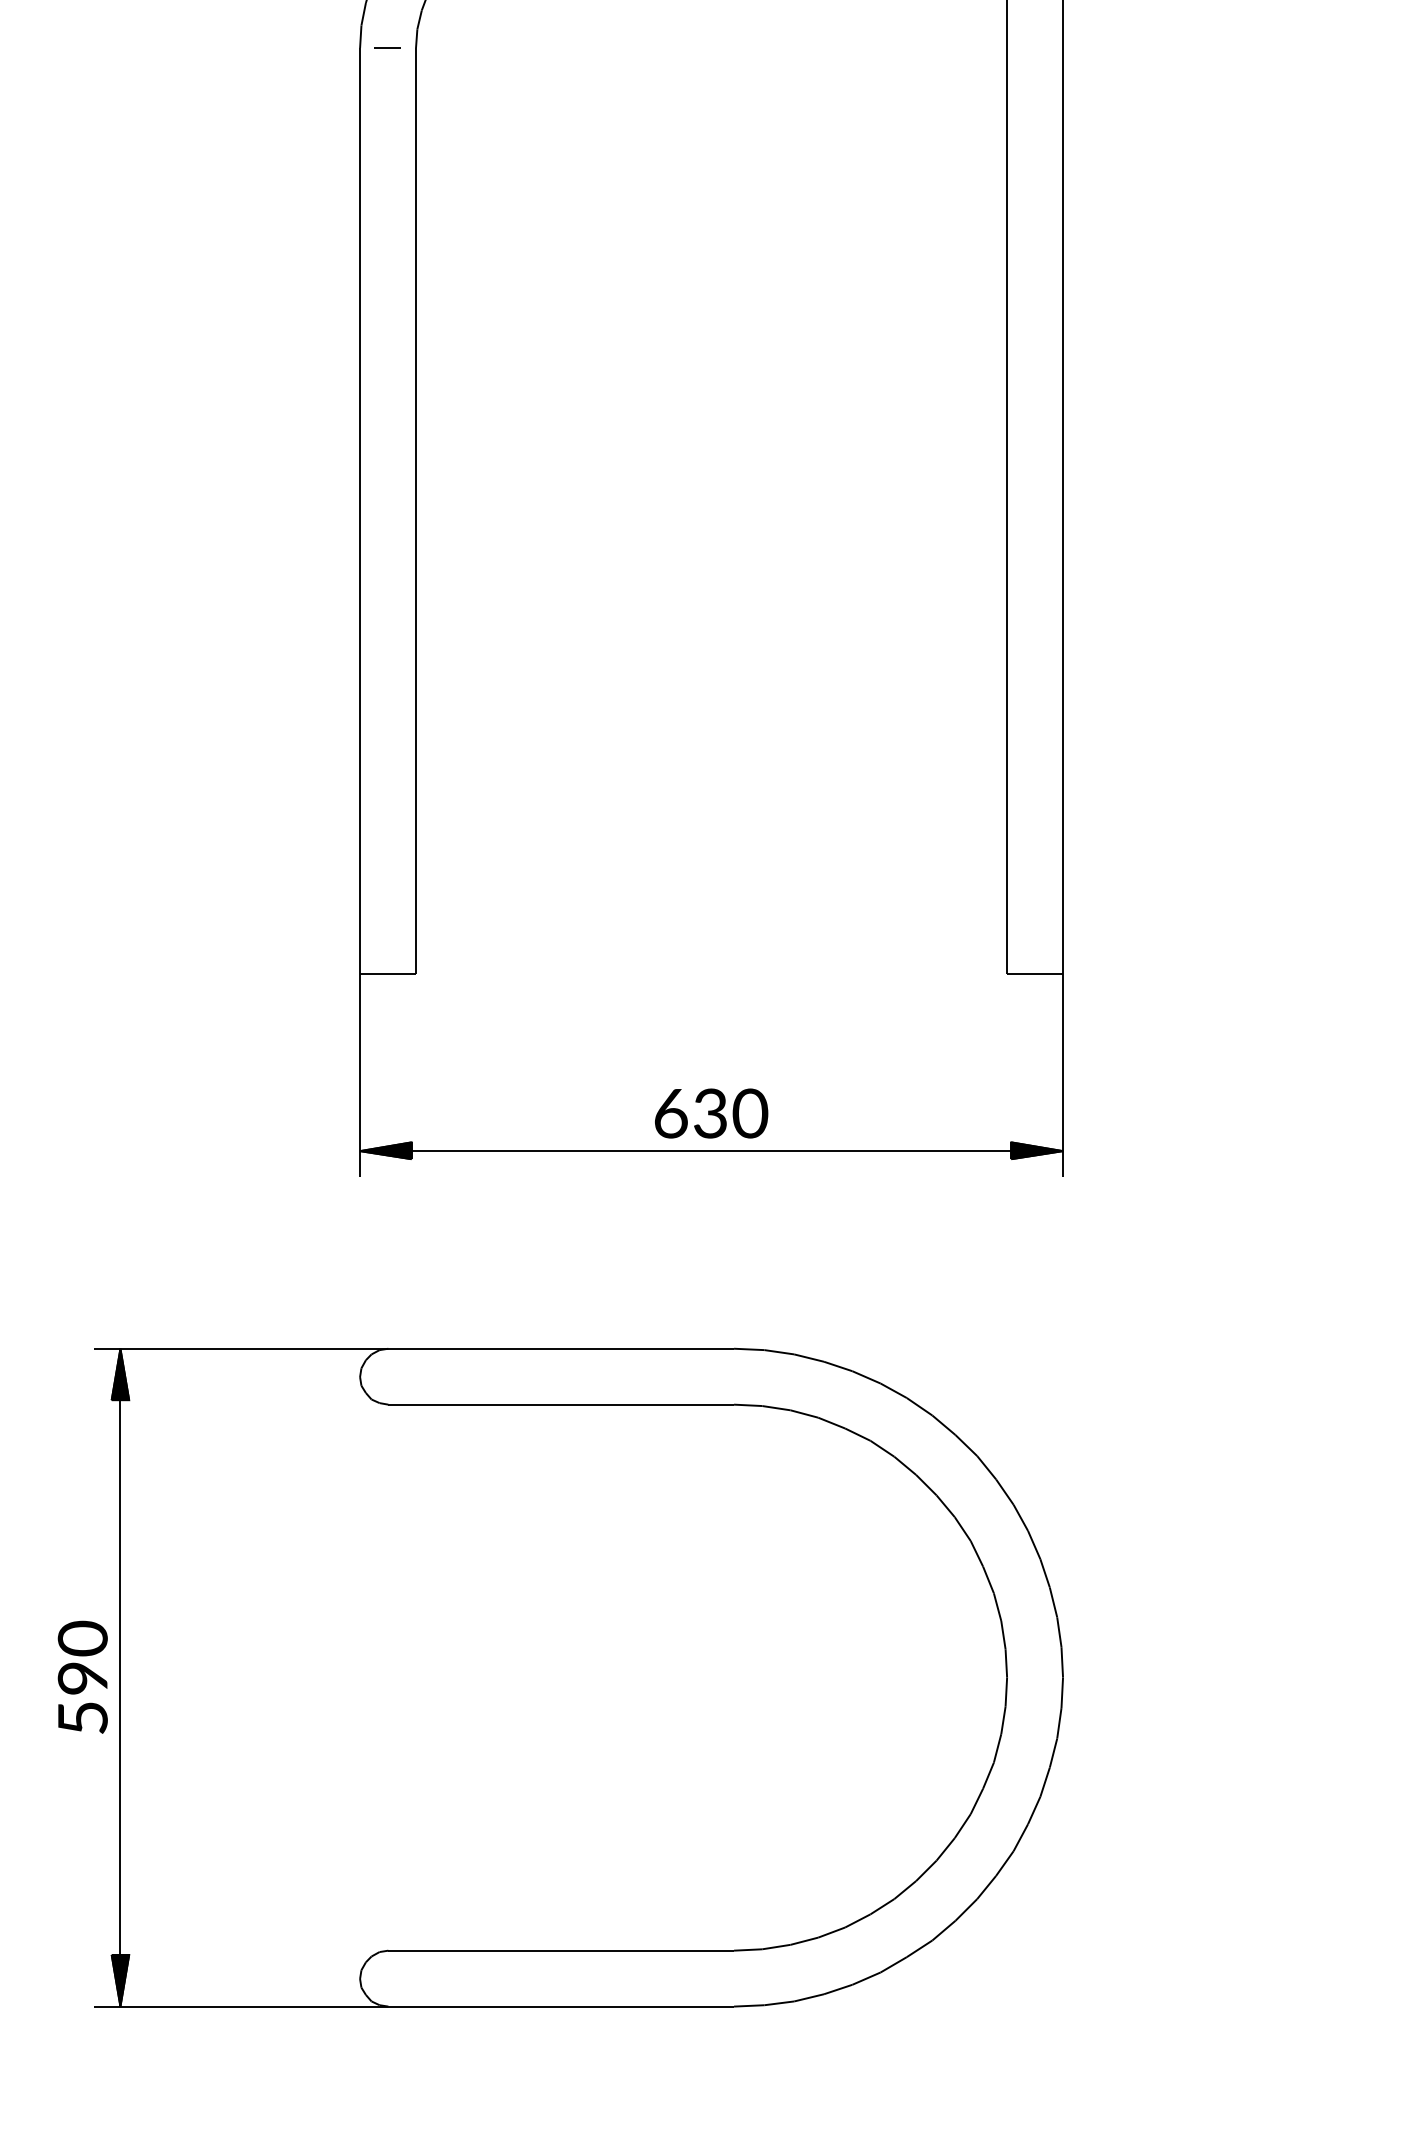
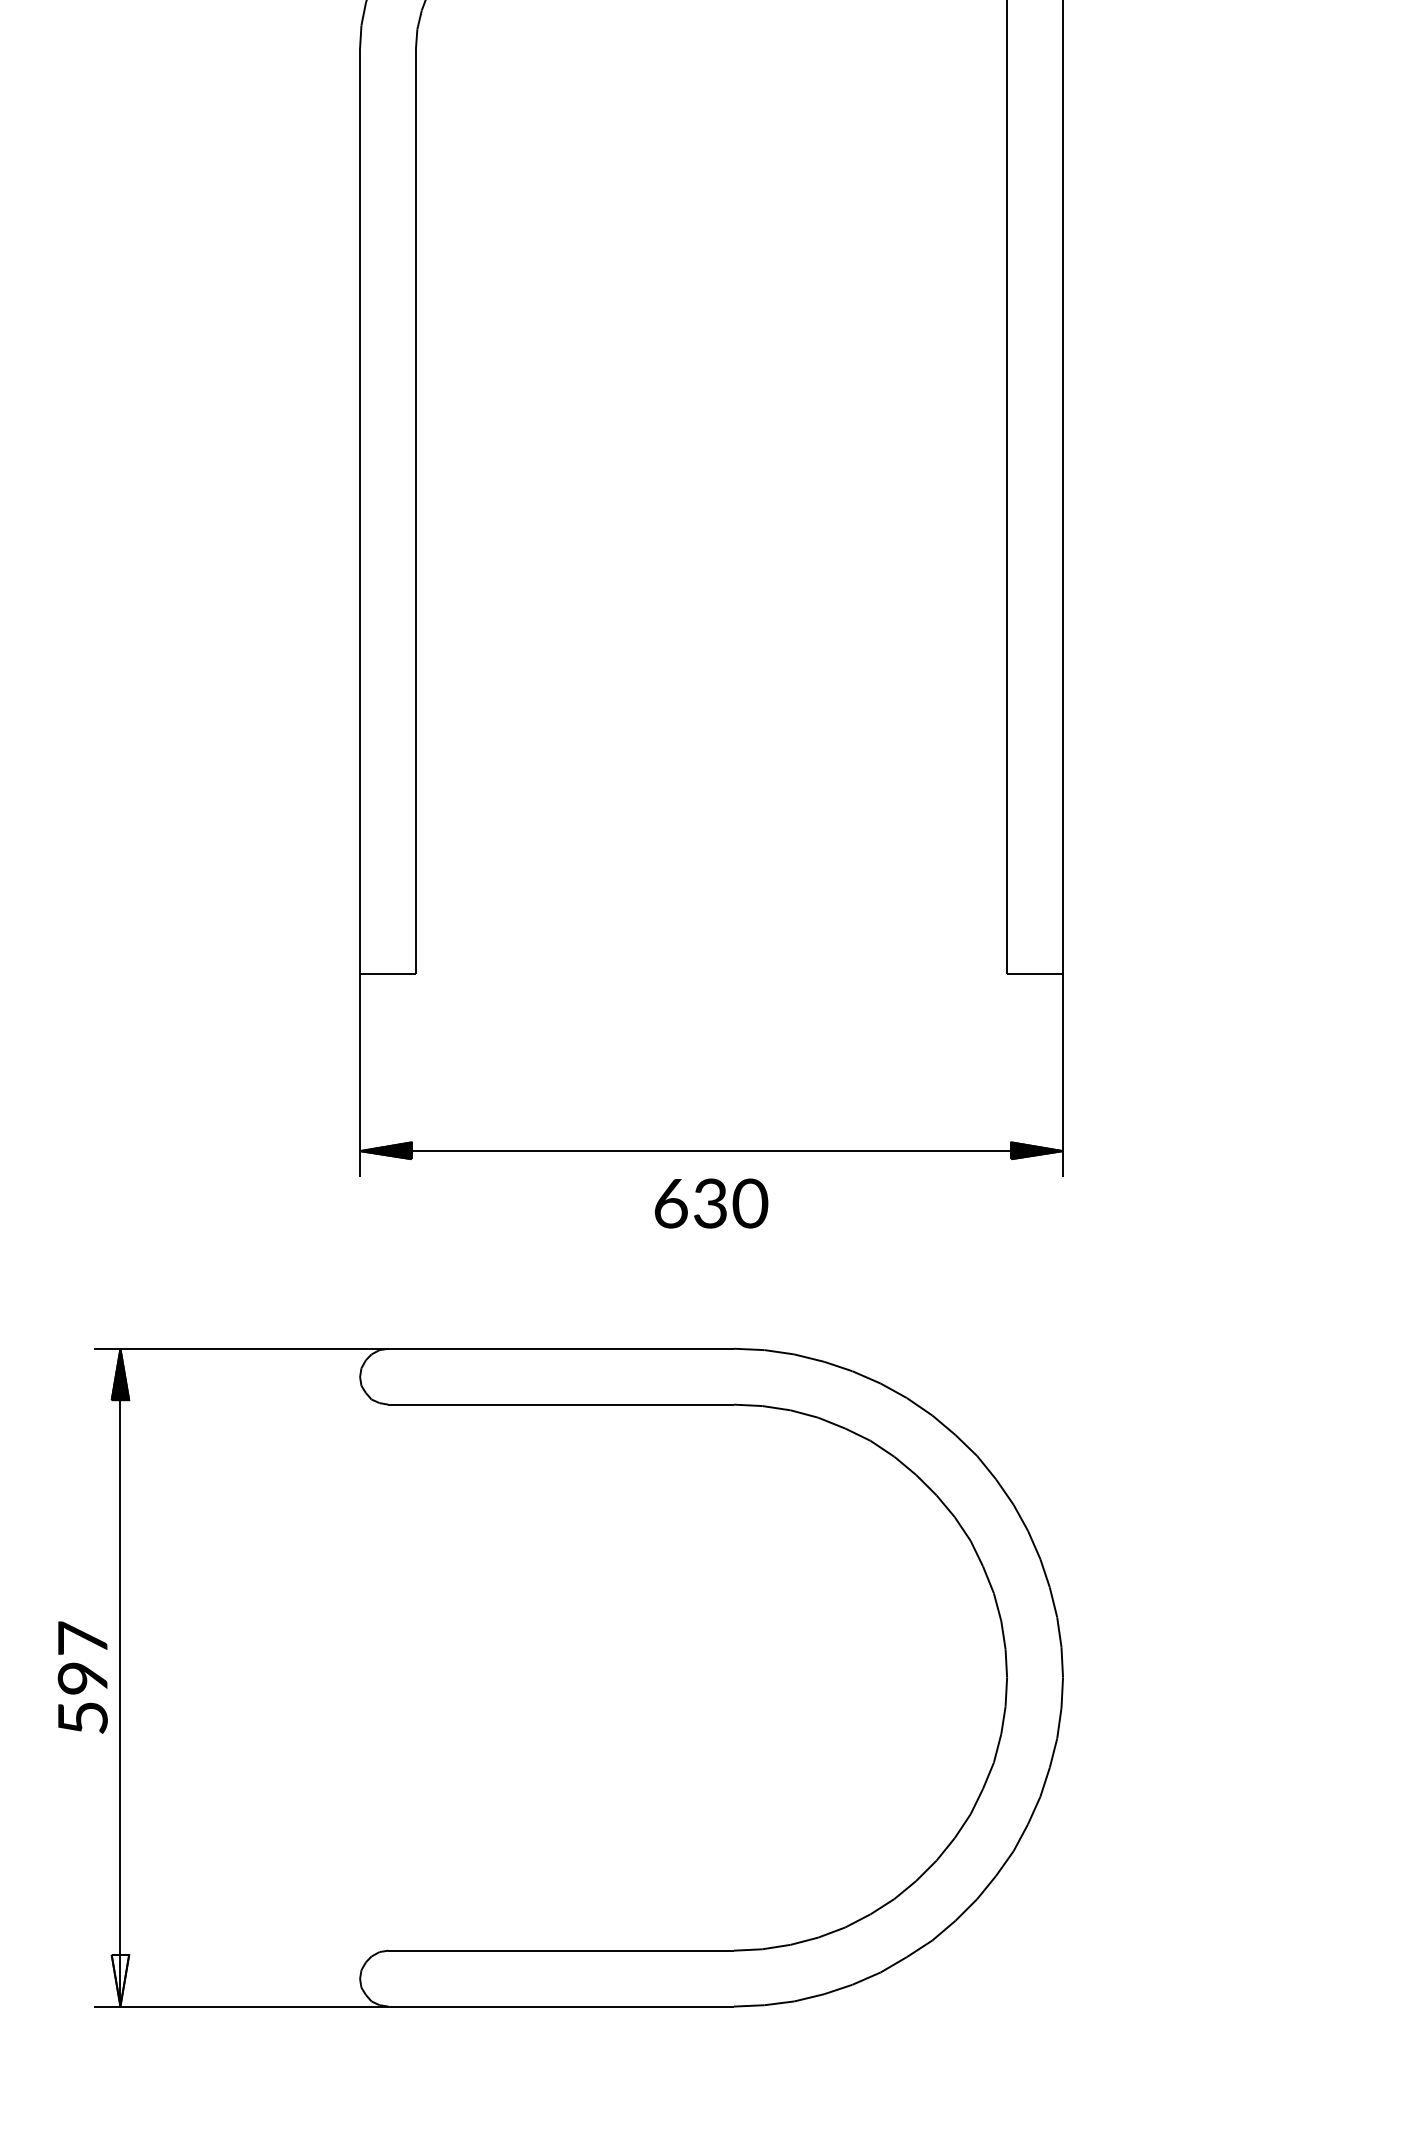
line: present -> none (387, 47)
text position: (711, 1113) -> (711, 1203) (711, 1203)
text: 590 -> 597 (82, 1638)
fill: present -> none (120, 1980)
